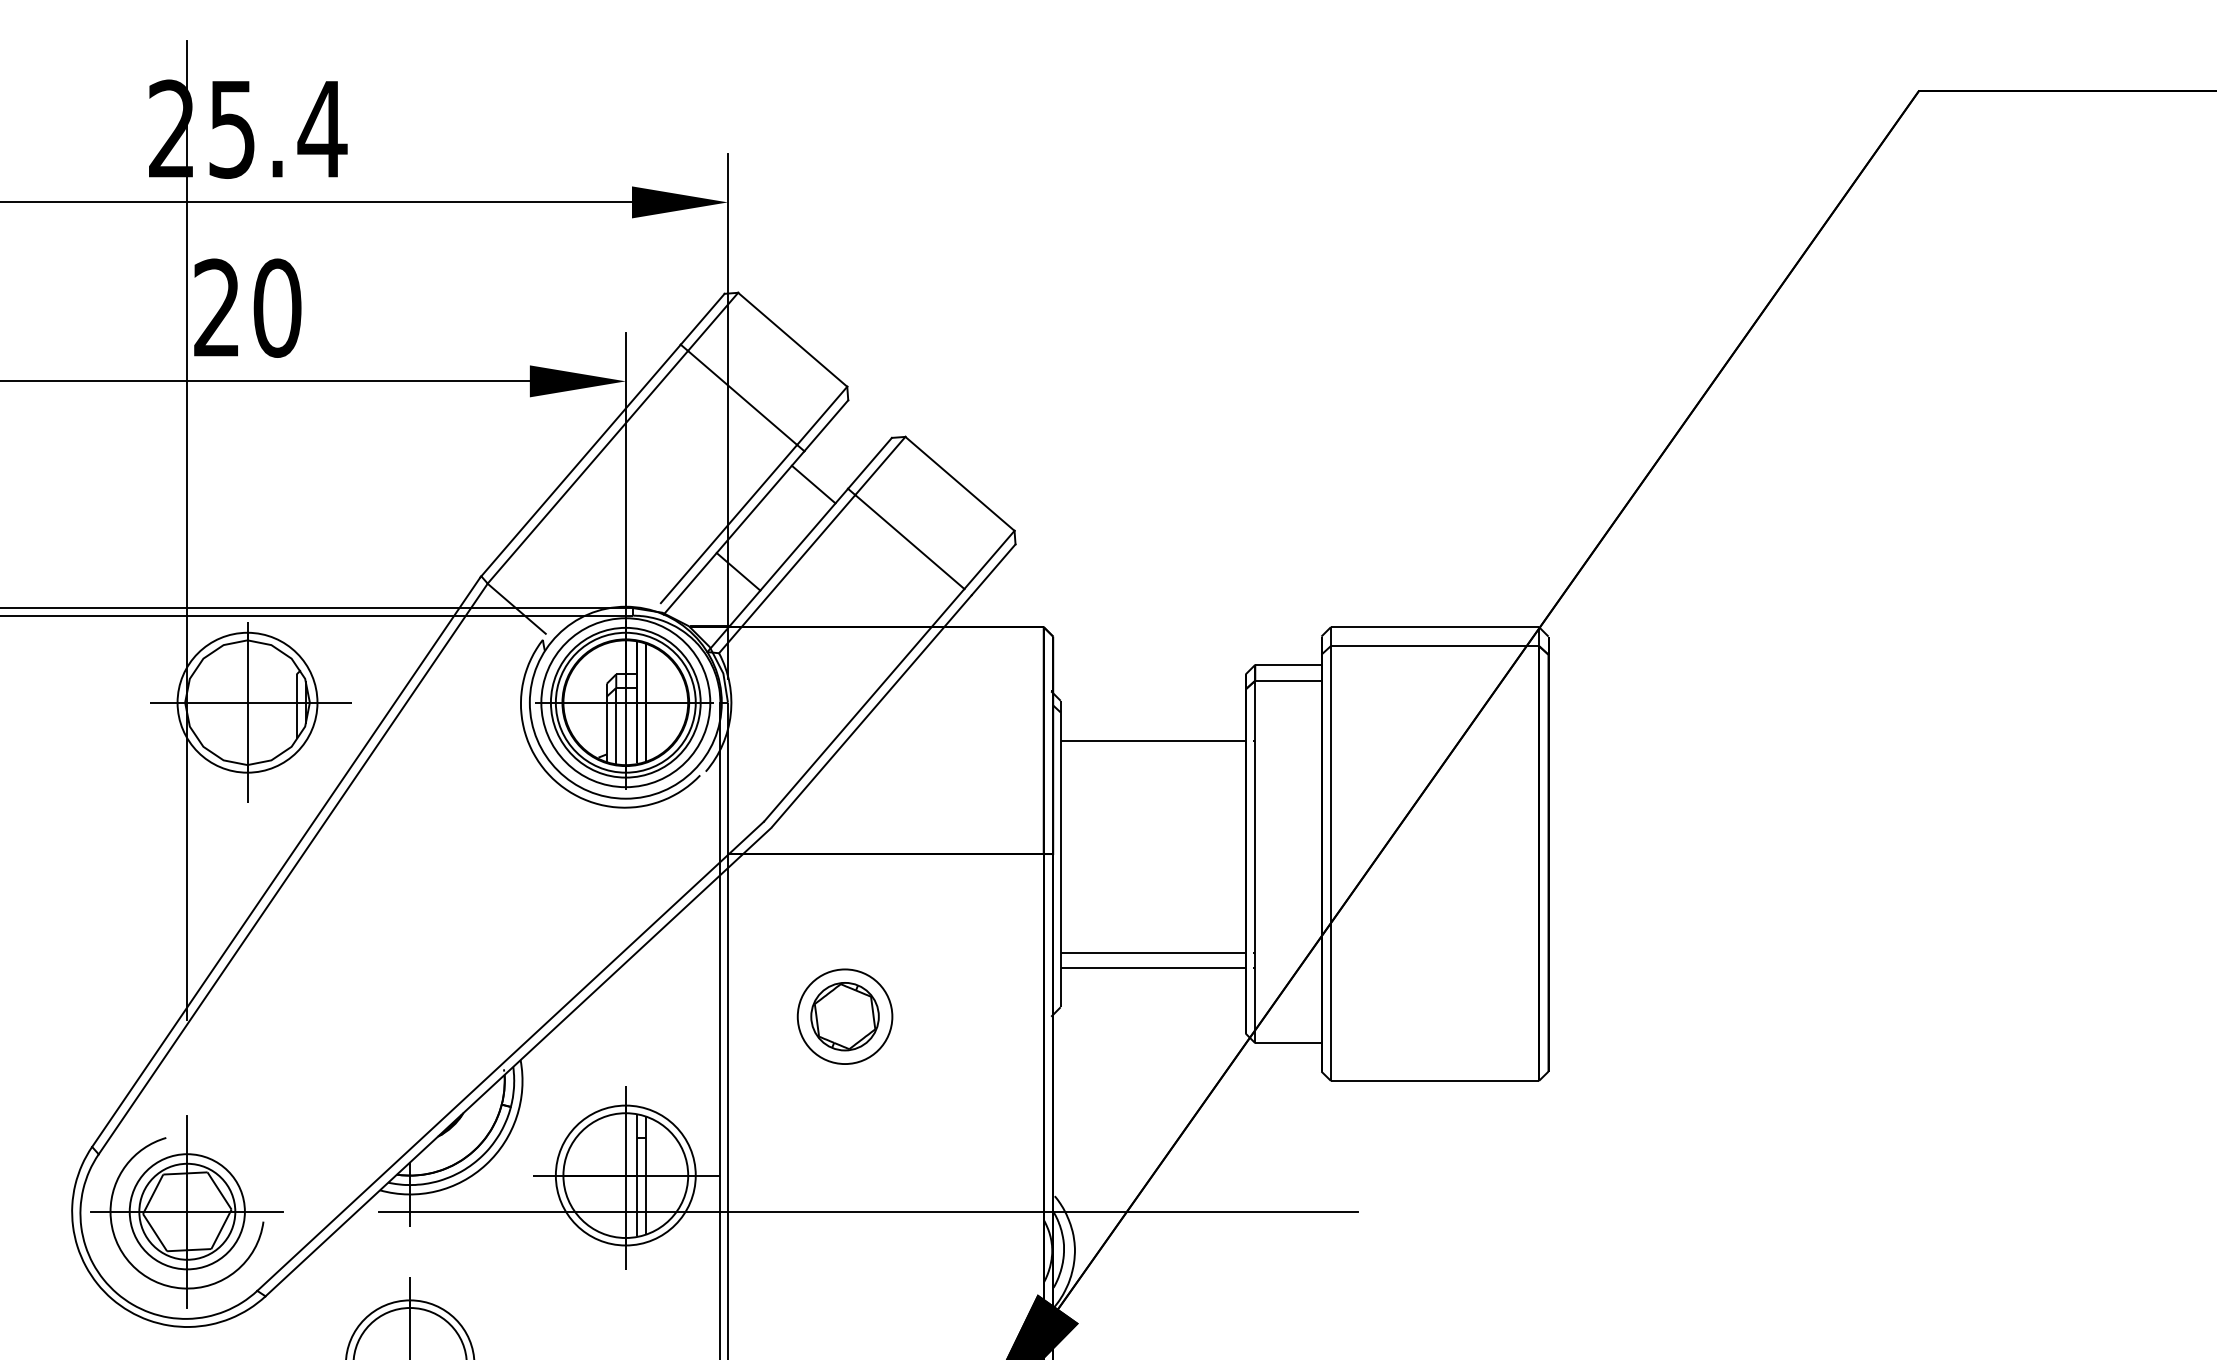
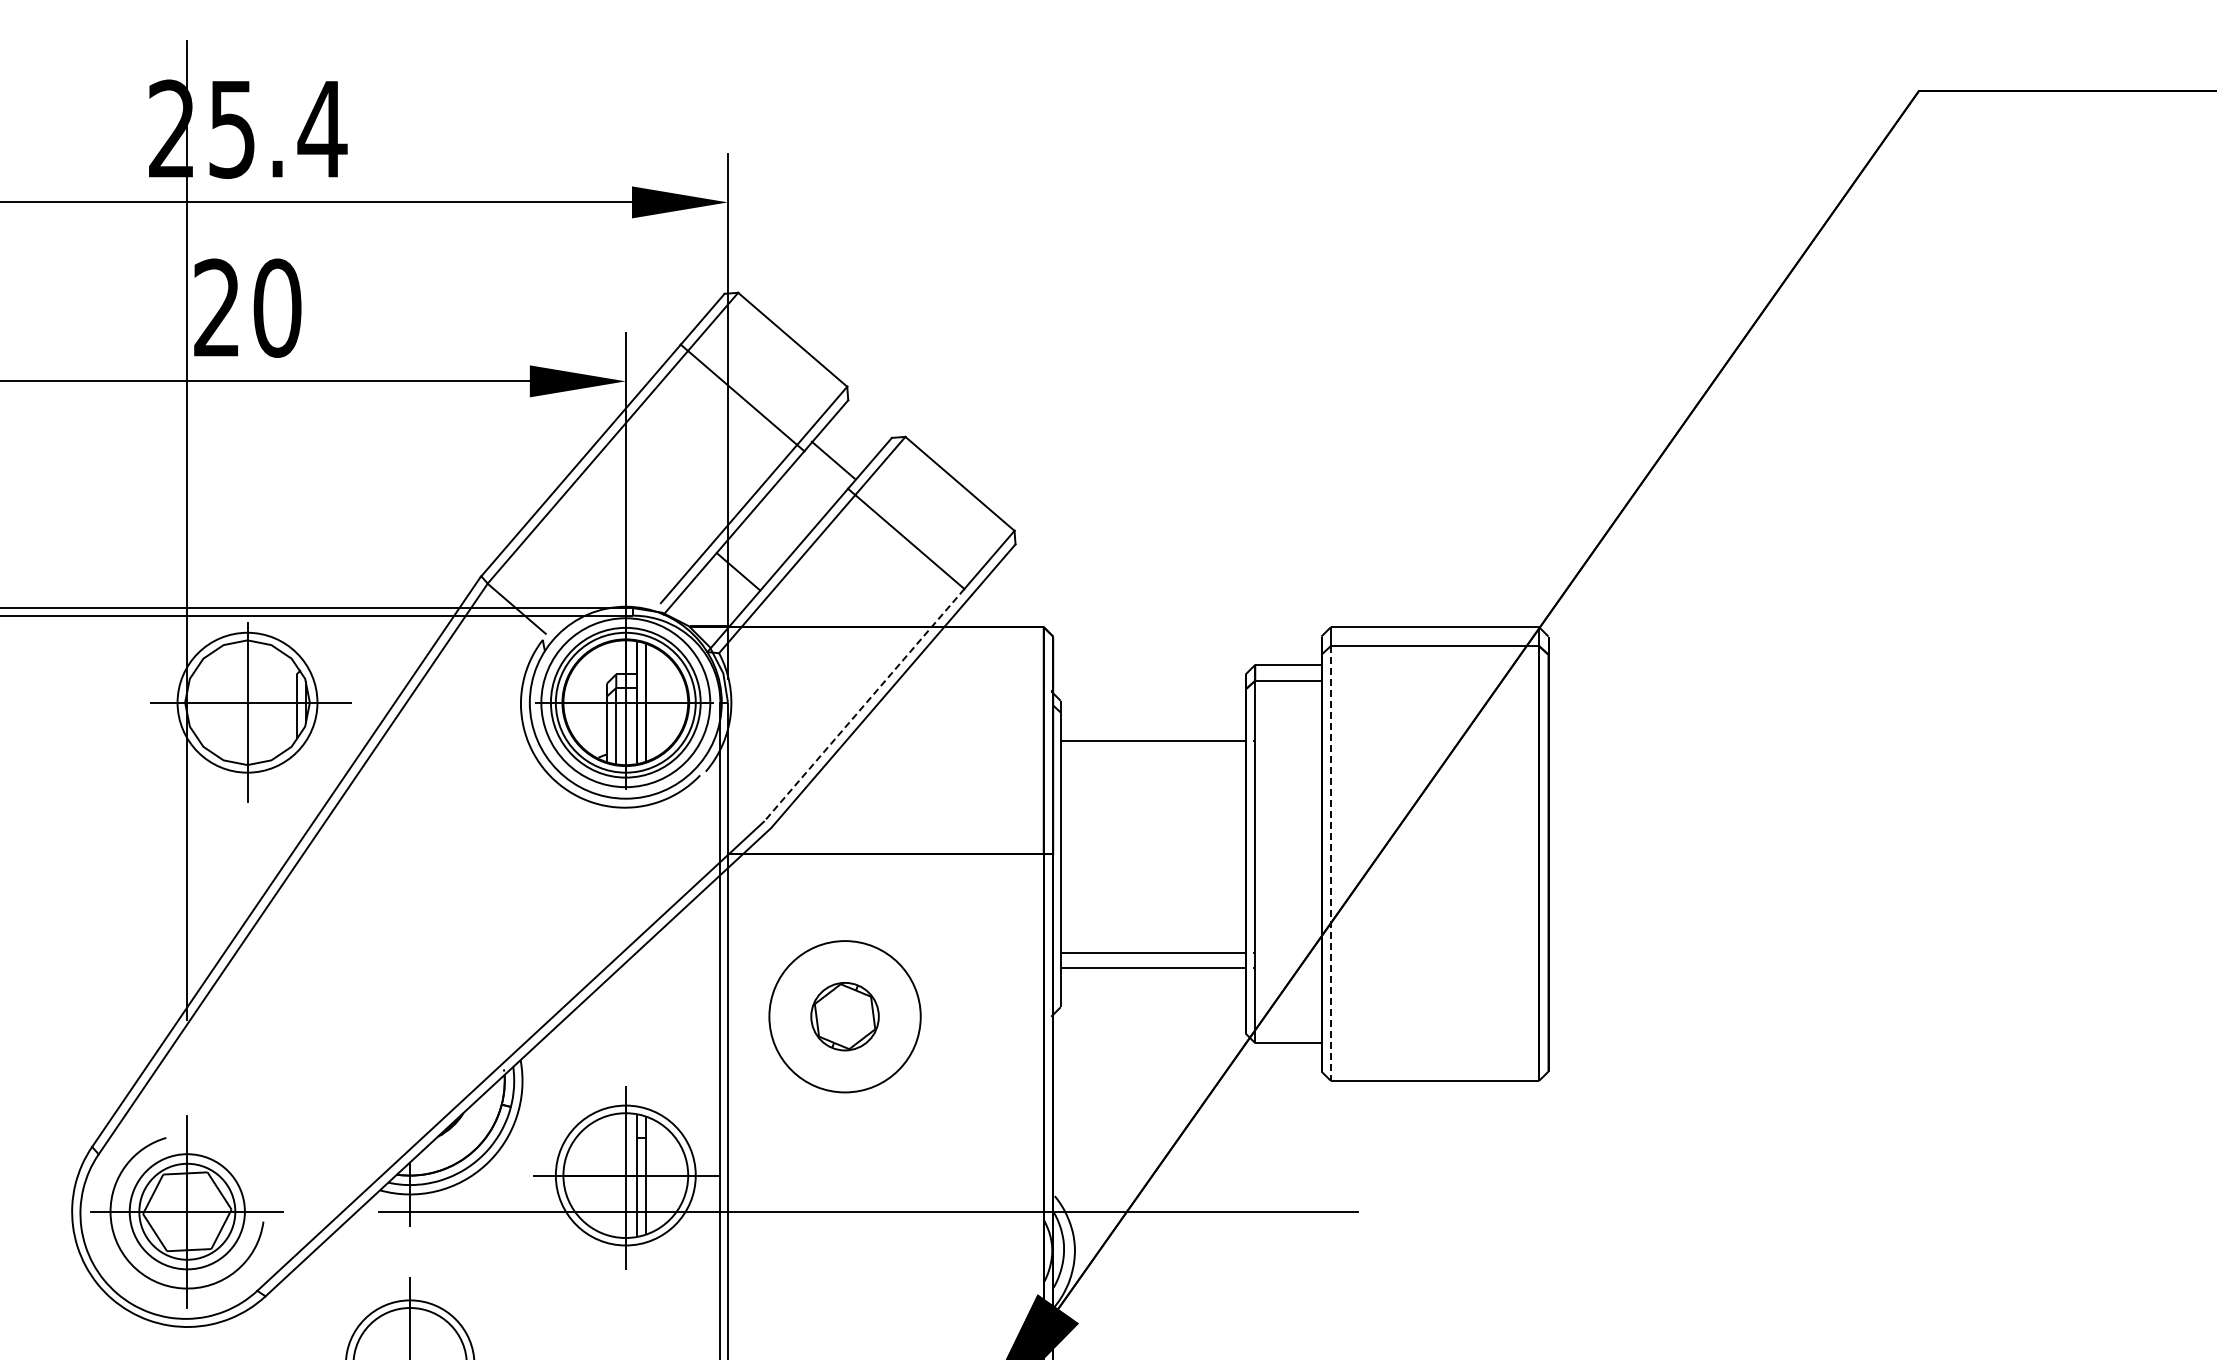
line position: (813, 484) -> (833, 460) (833, 460)
line: solid -> dashed (863, 705)
line: solid -> dashed (1330, 863)
circle diameter: 95 px -> 151 px (844, 1016)
